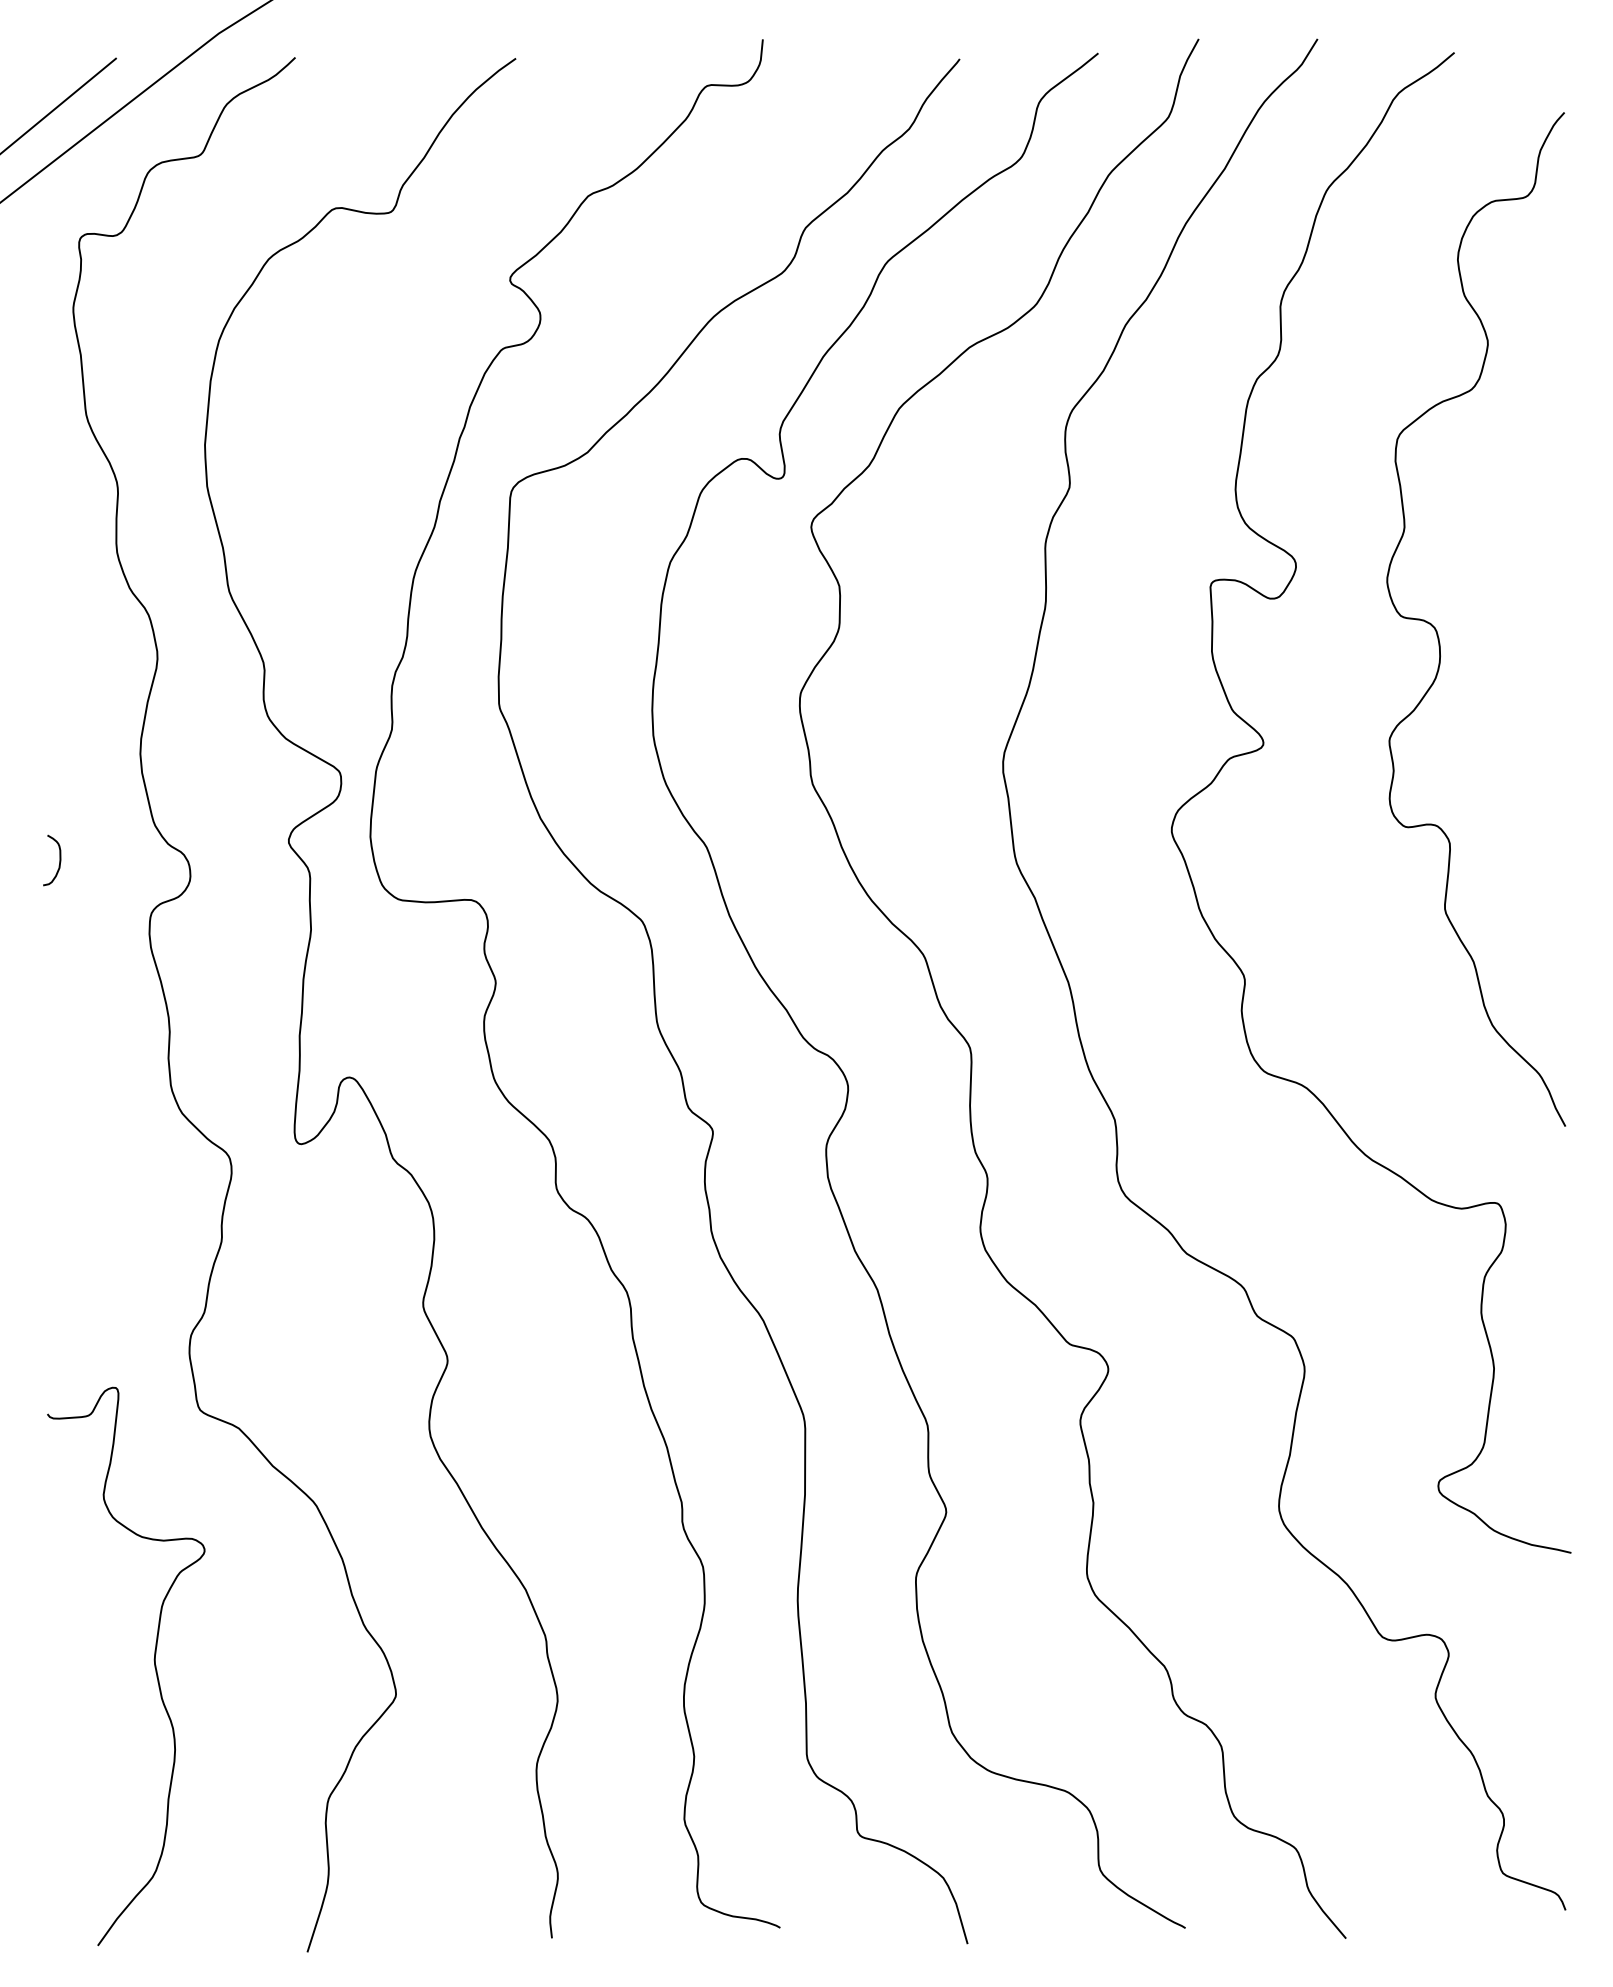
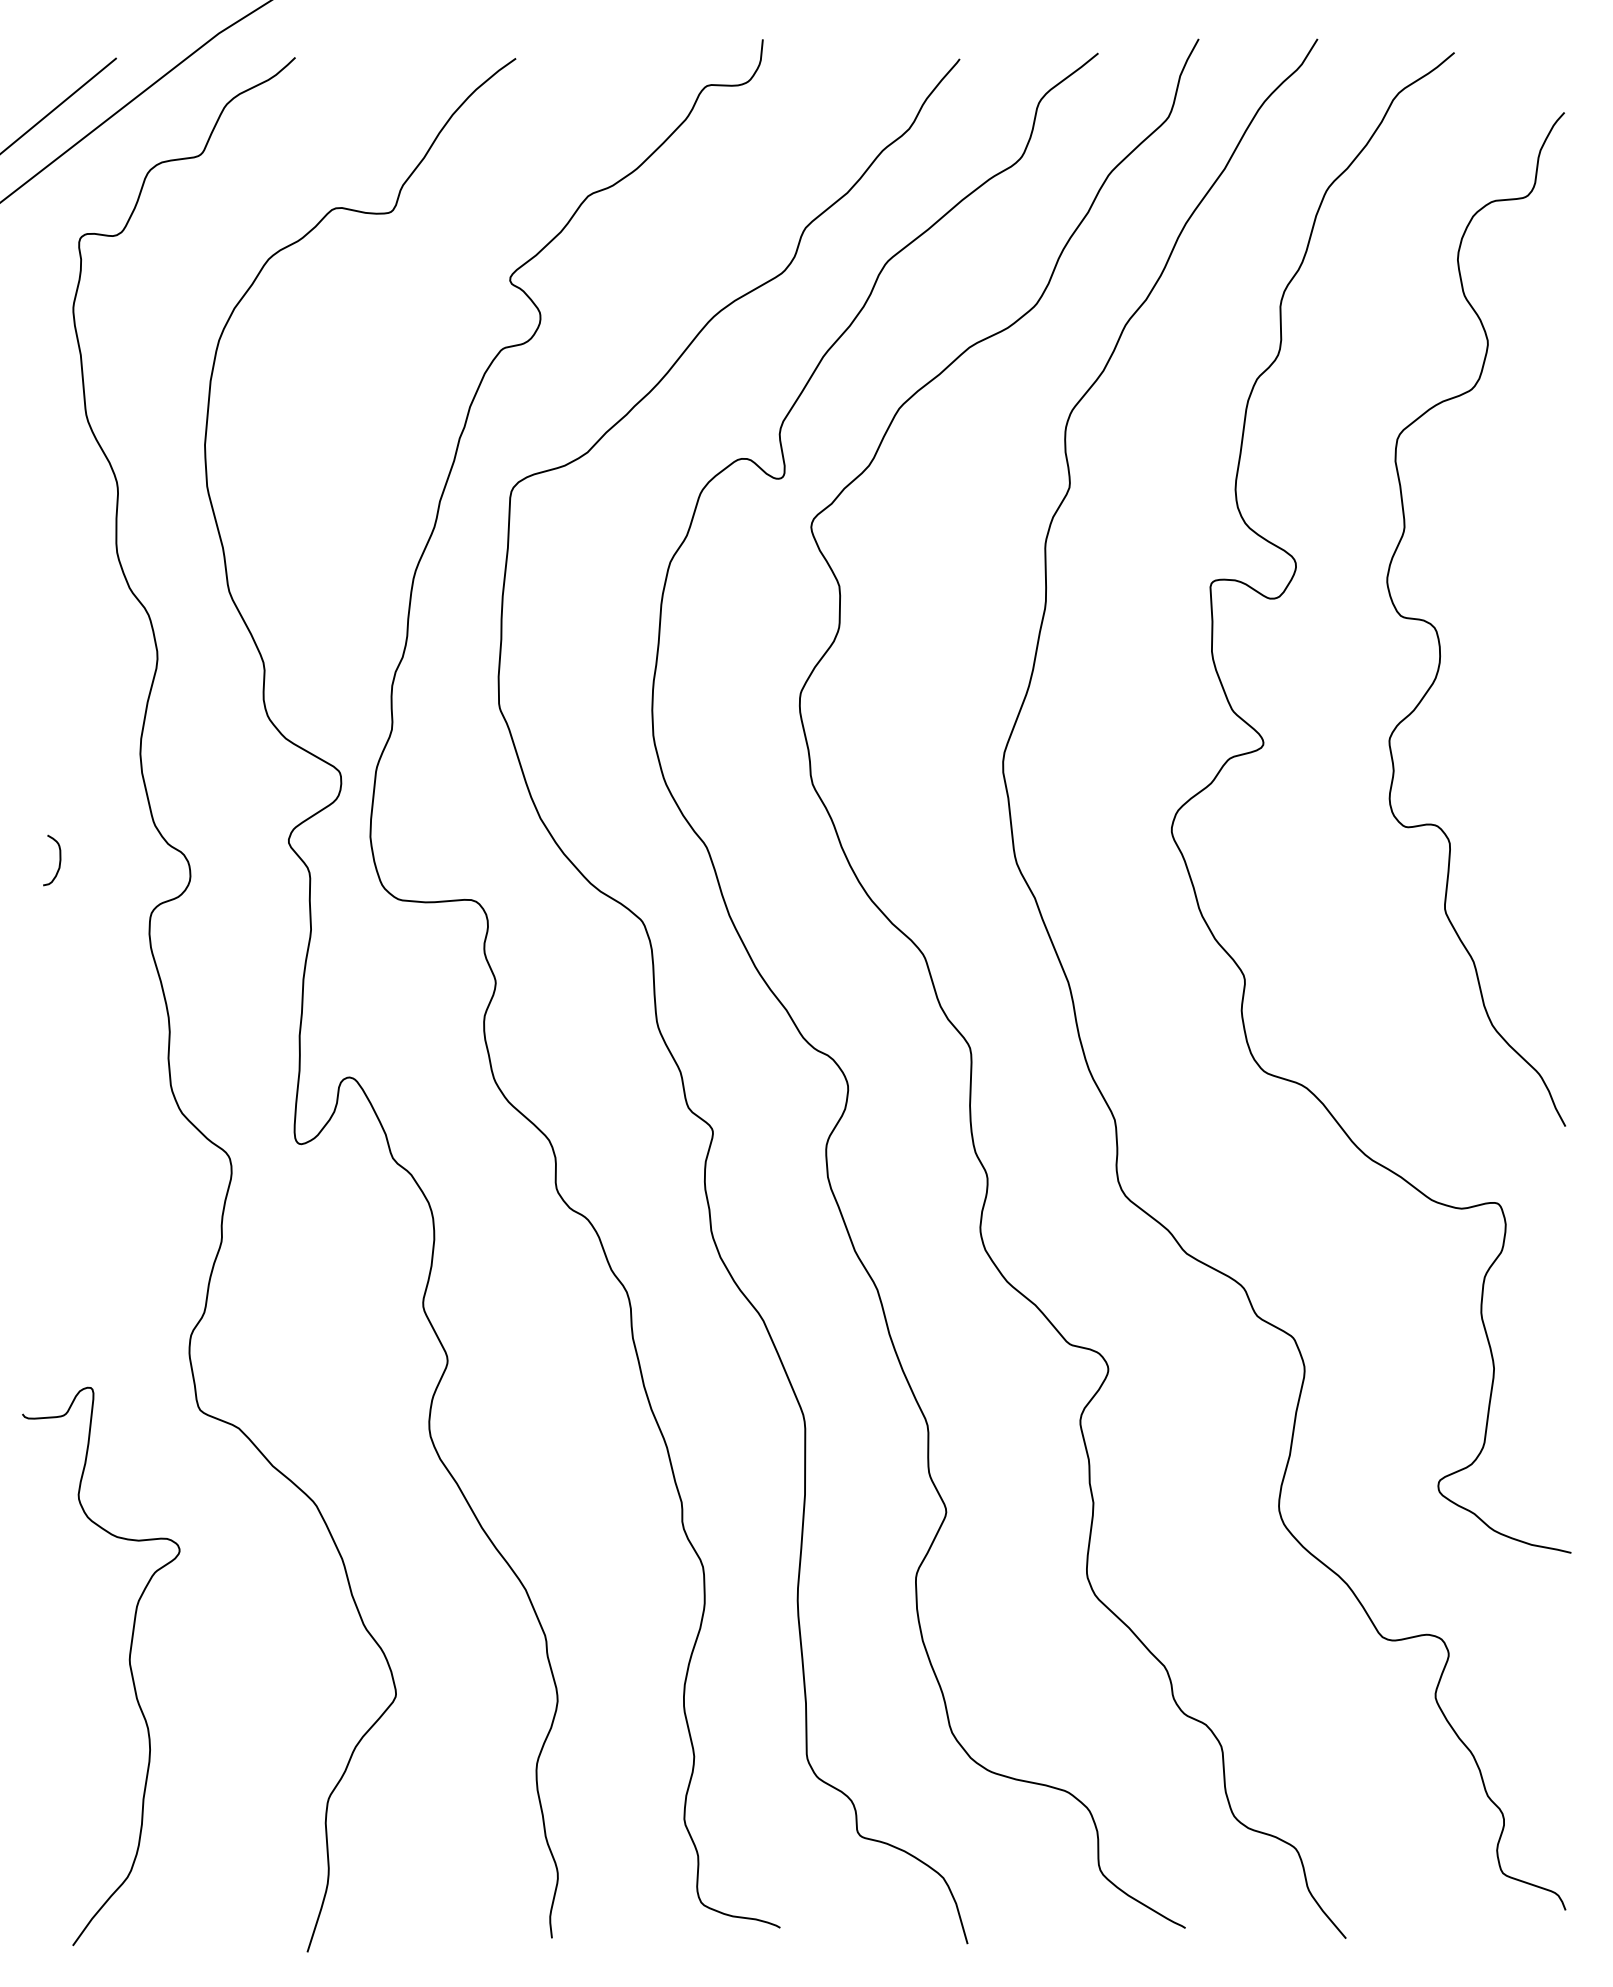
curve position: (153, 1660) -> (128, 1660) (128, 1660)
